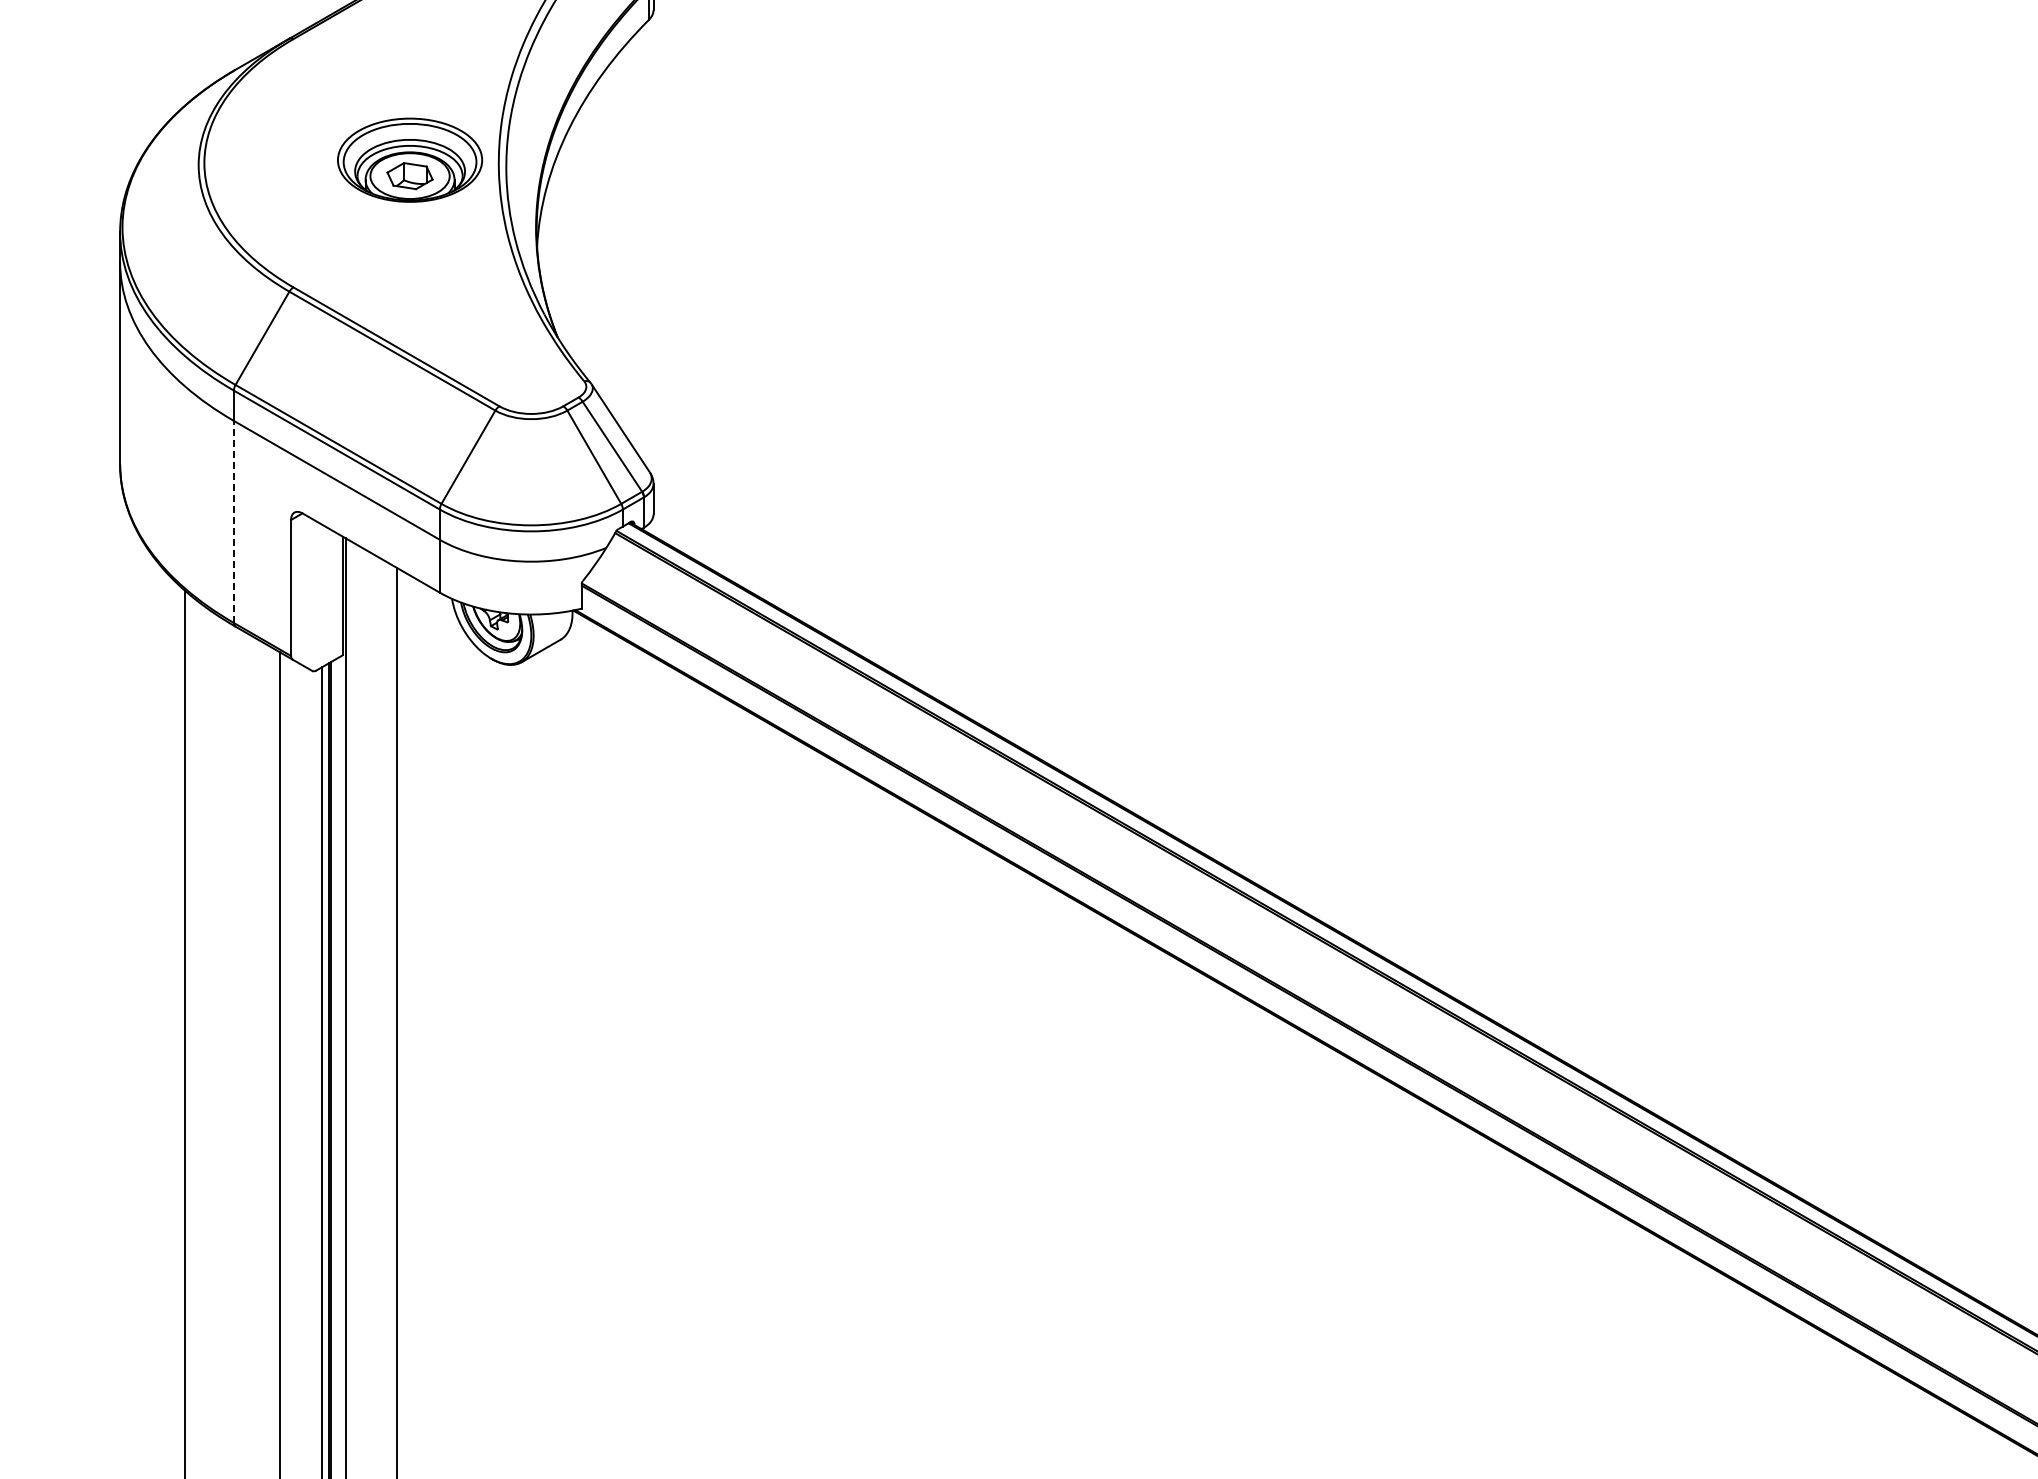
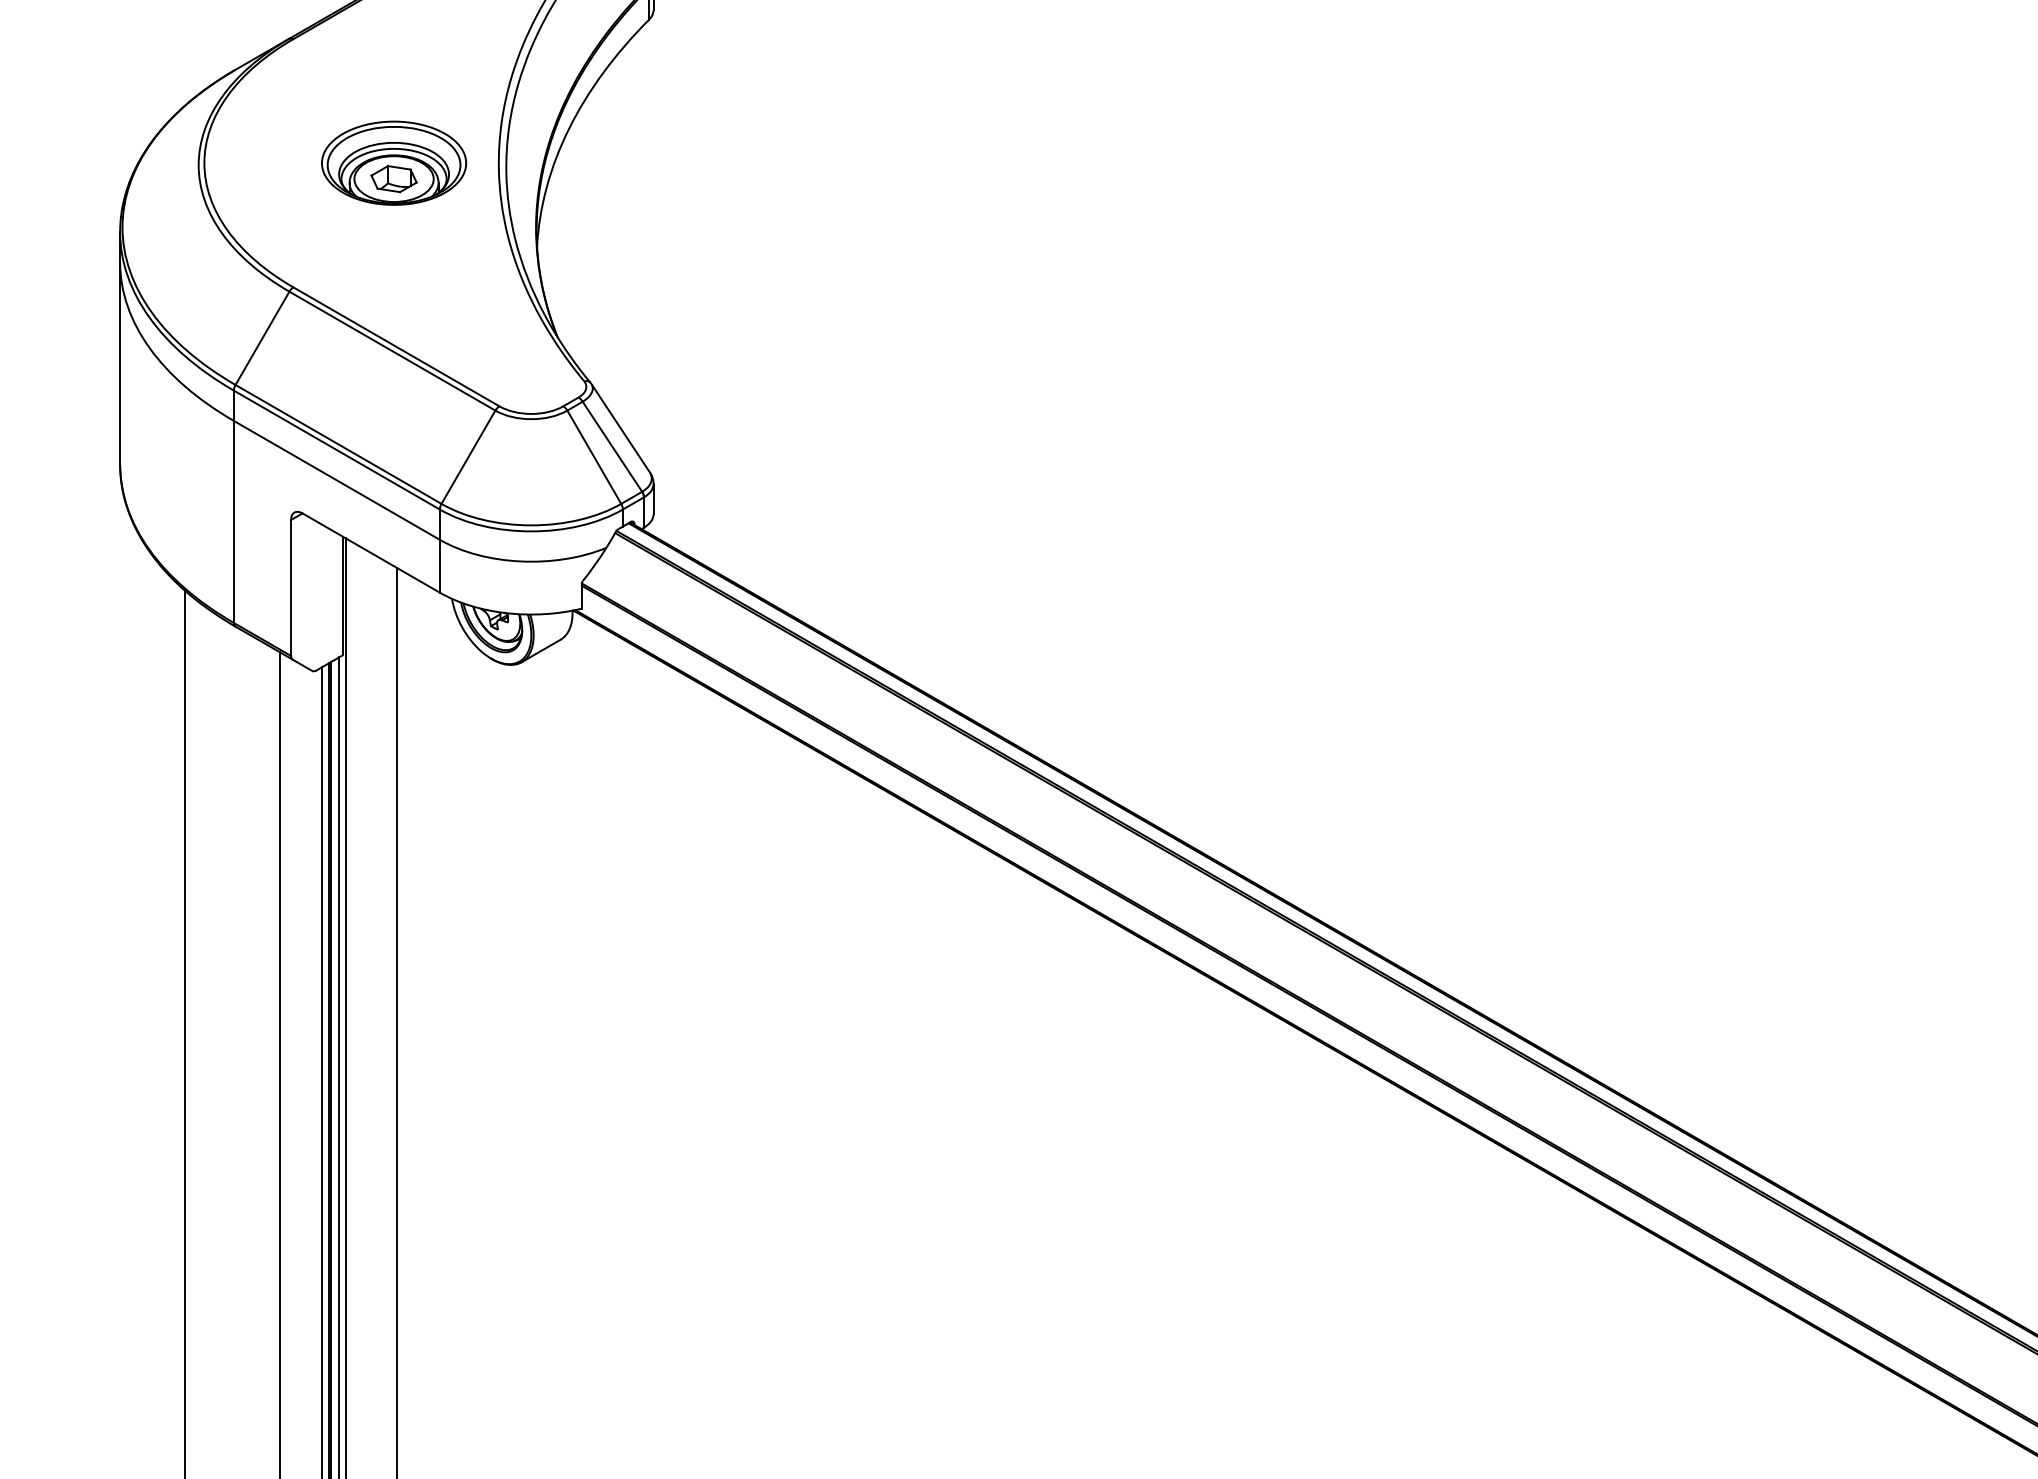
part position: (410, 159) -> (394, 162) (394, 162)
line: dashed -> solid (233, 521)
line: none -> present (339, 1066)
